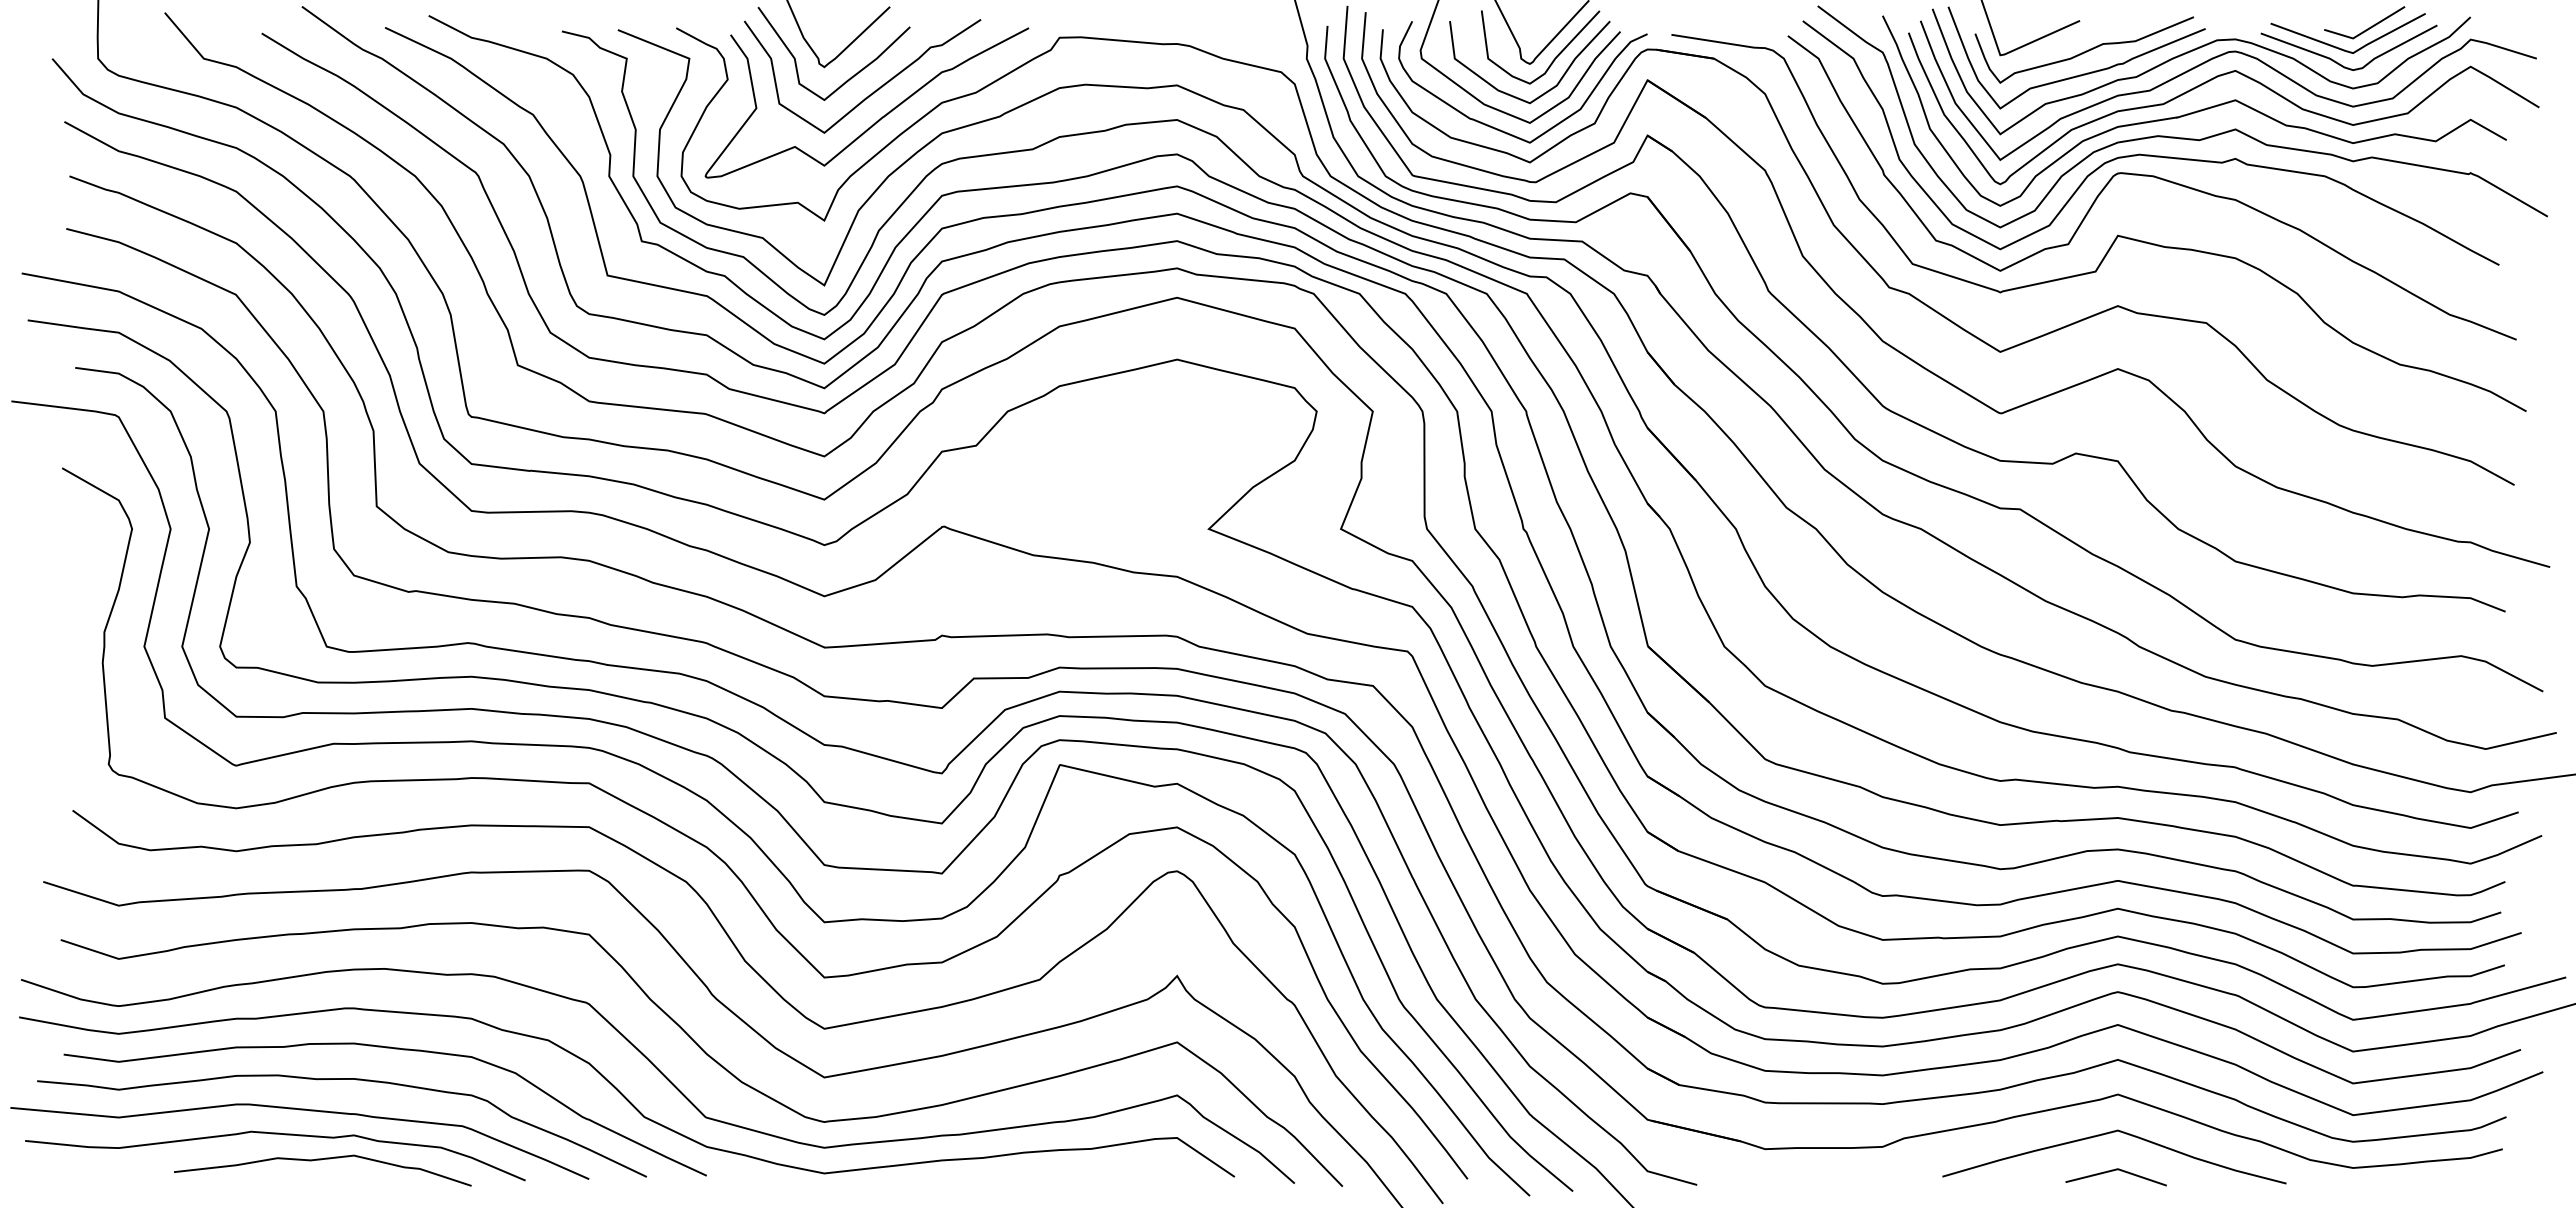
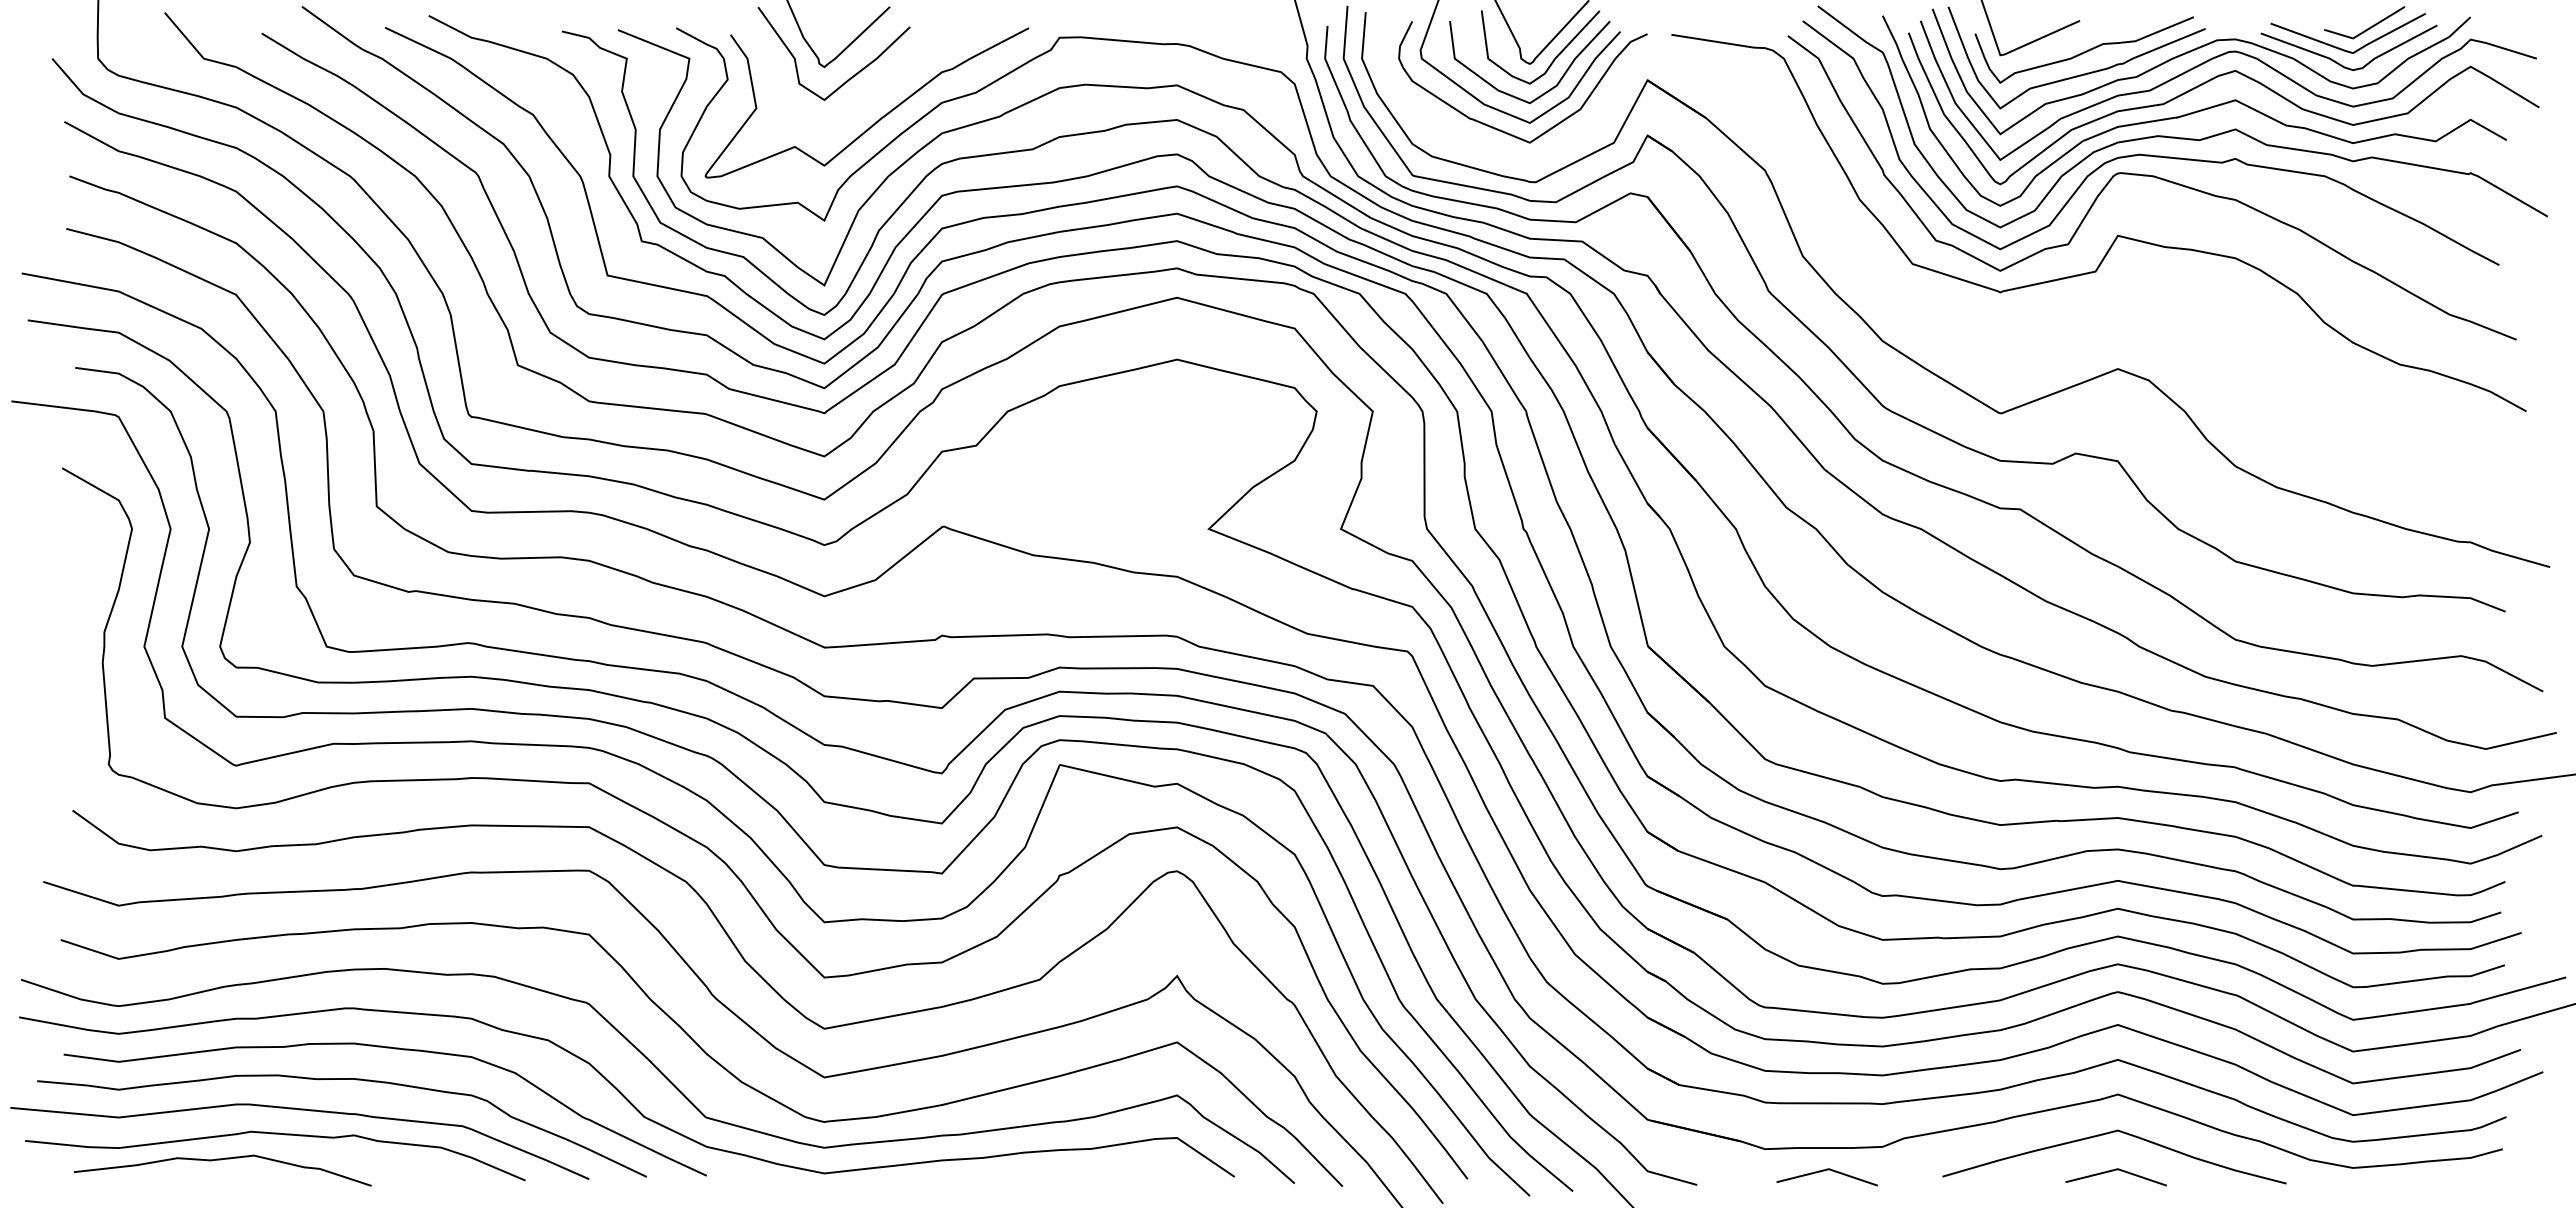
curve: present -> none (873, 91)
part: present -> none (1918, 298)
curve position: (321, 1160) -> (221, 1160) (221, 1160)
line: none -> present (1824, 1171)
